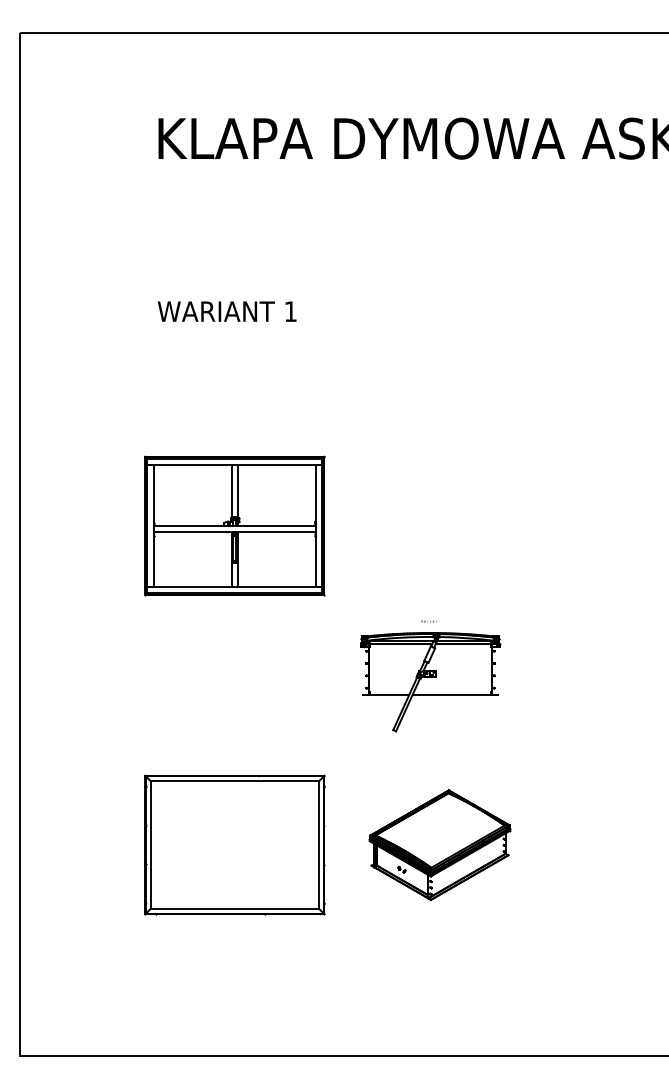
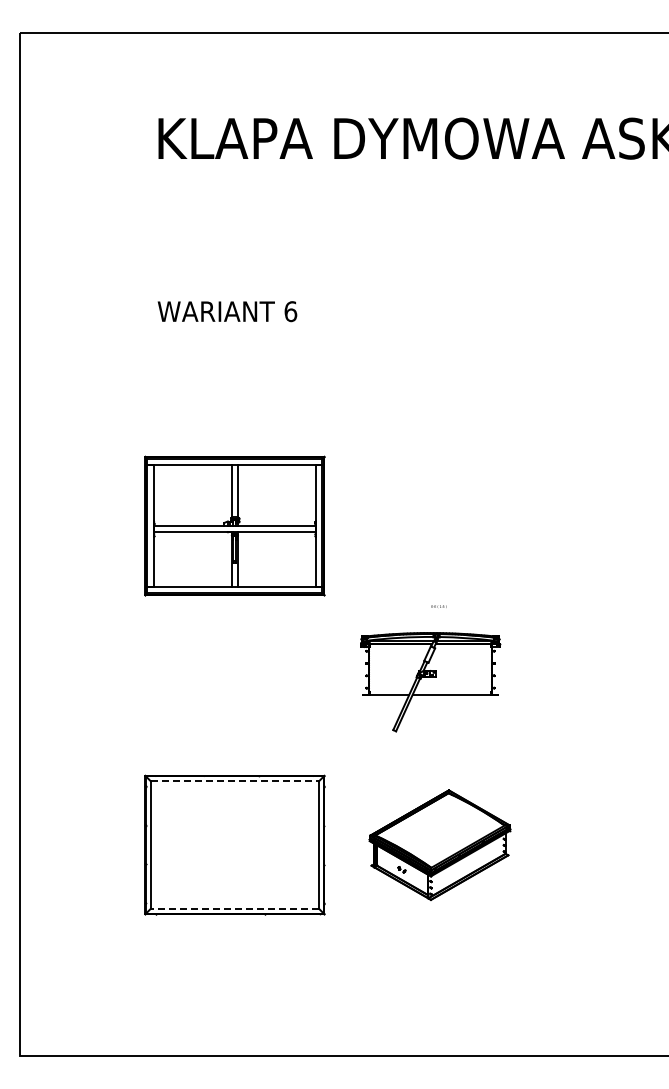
text: 1 -> 6 (290, 311)
text position: (428, 621) -> (438, 606) (438, 606)
line: solid -> dashed (234, 781)
line: solid -> dashed (234, 908)
